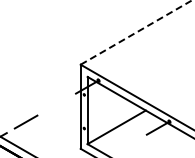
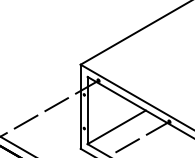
line: dashed -> solid (136, 32)
line: none -> present (56, 104)
line: none -> present (127, 145)
